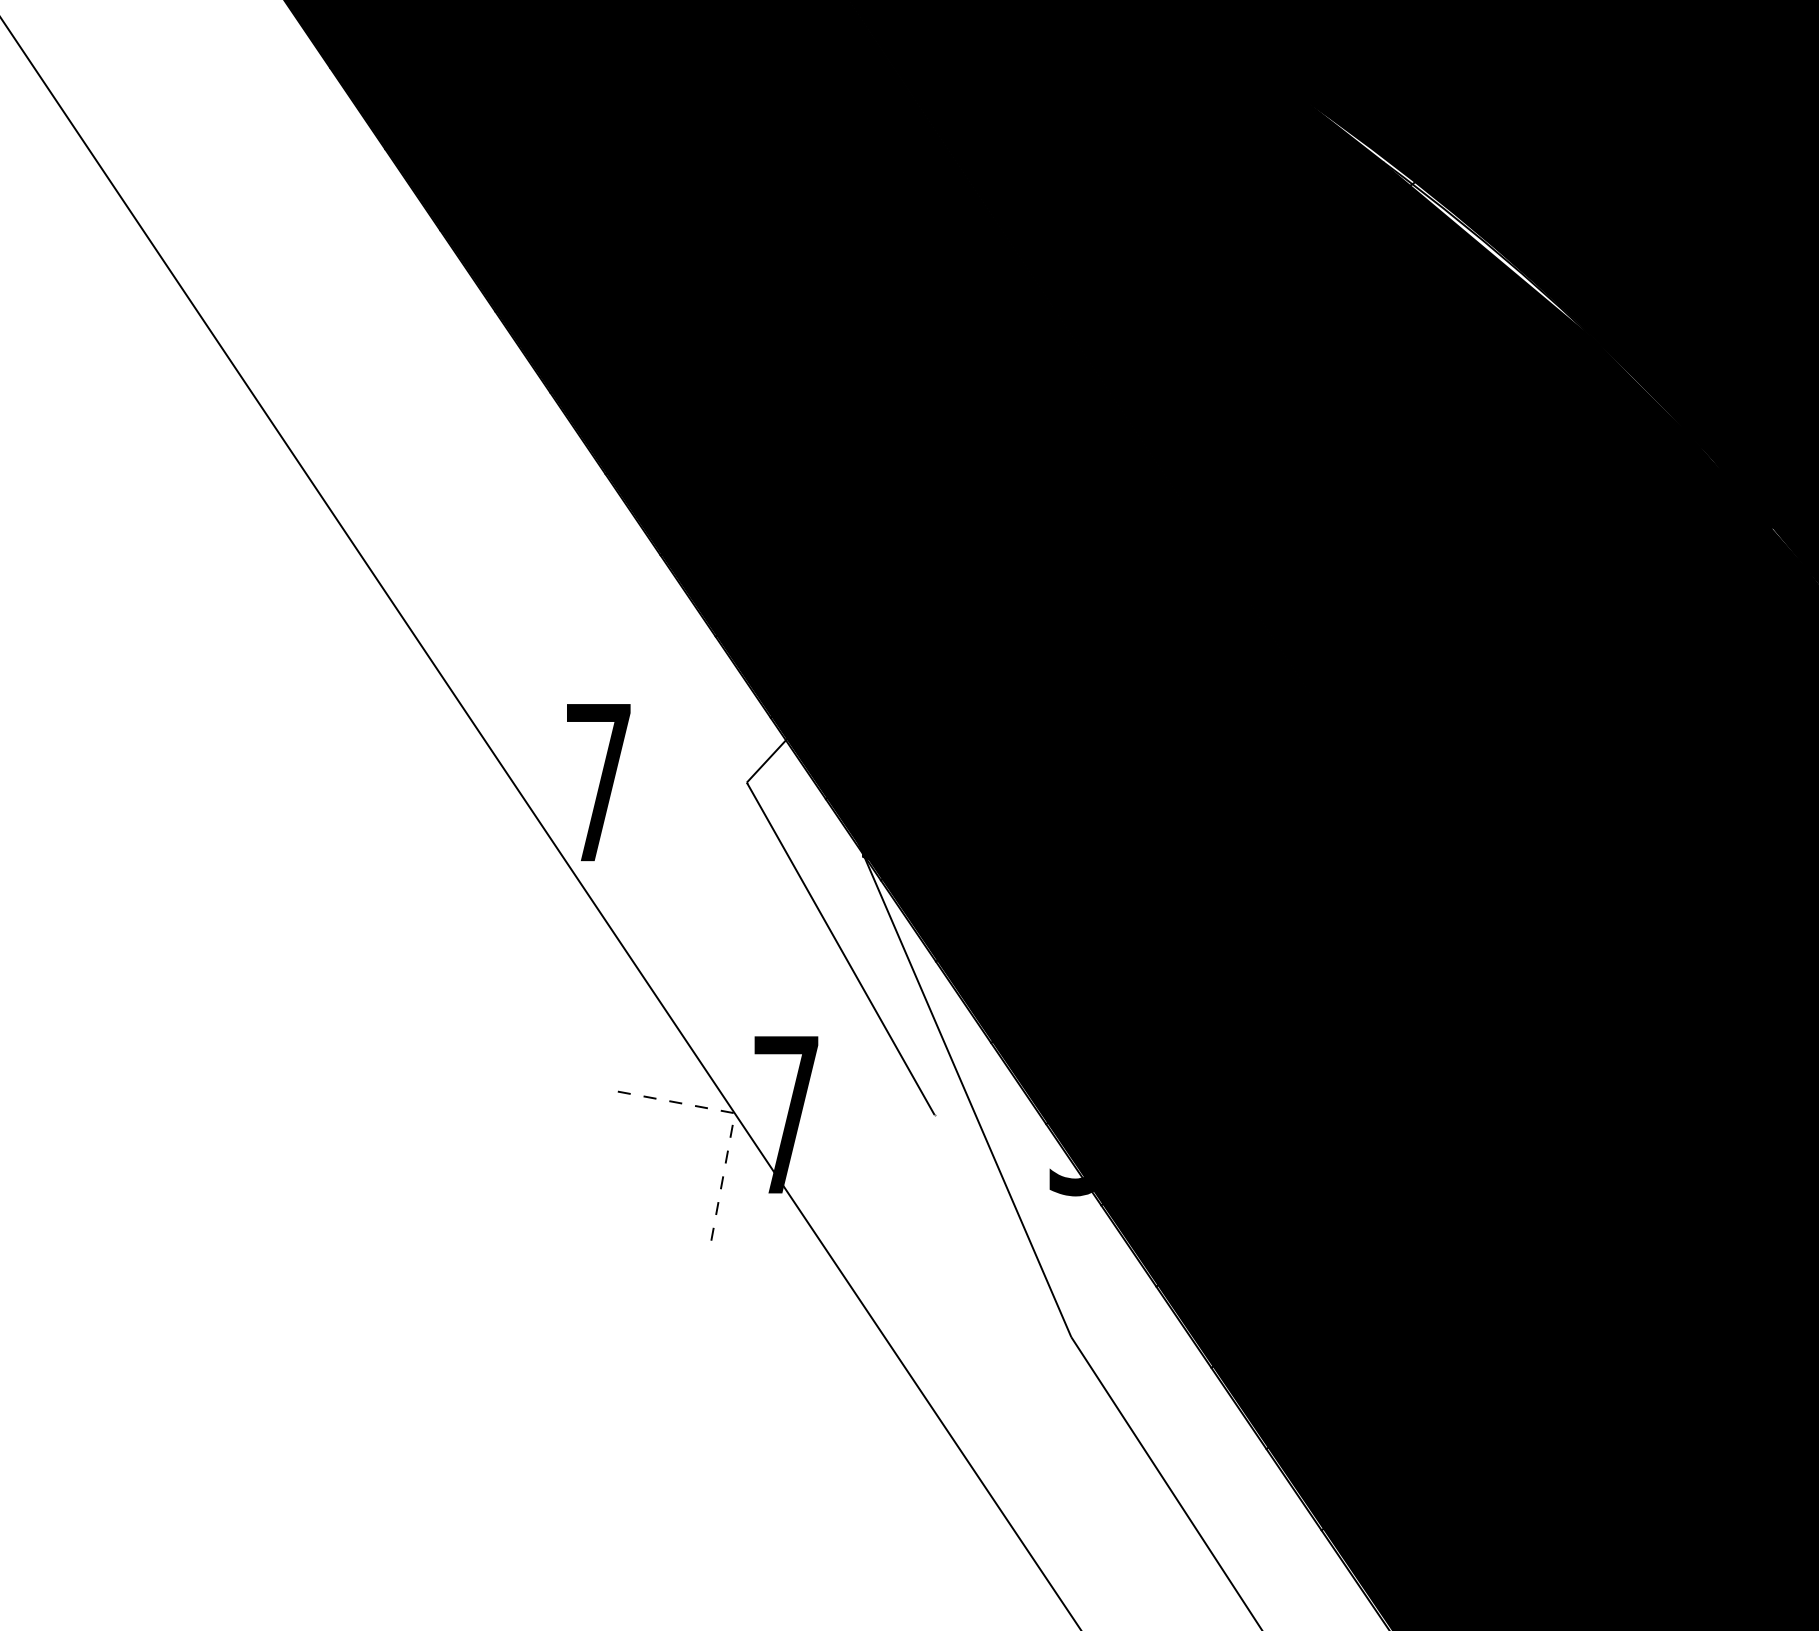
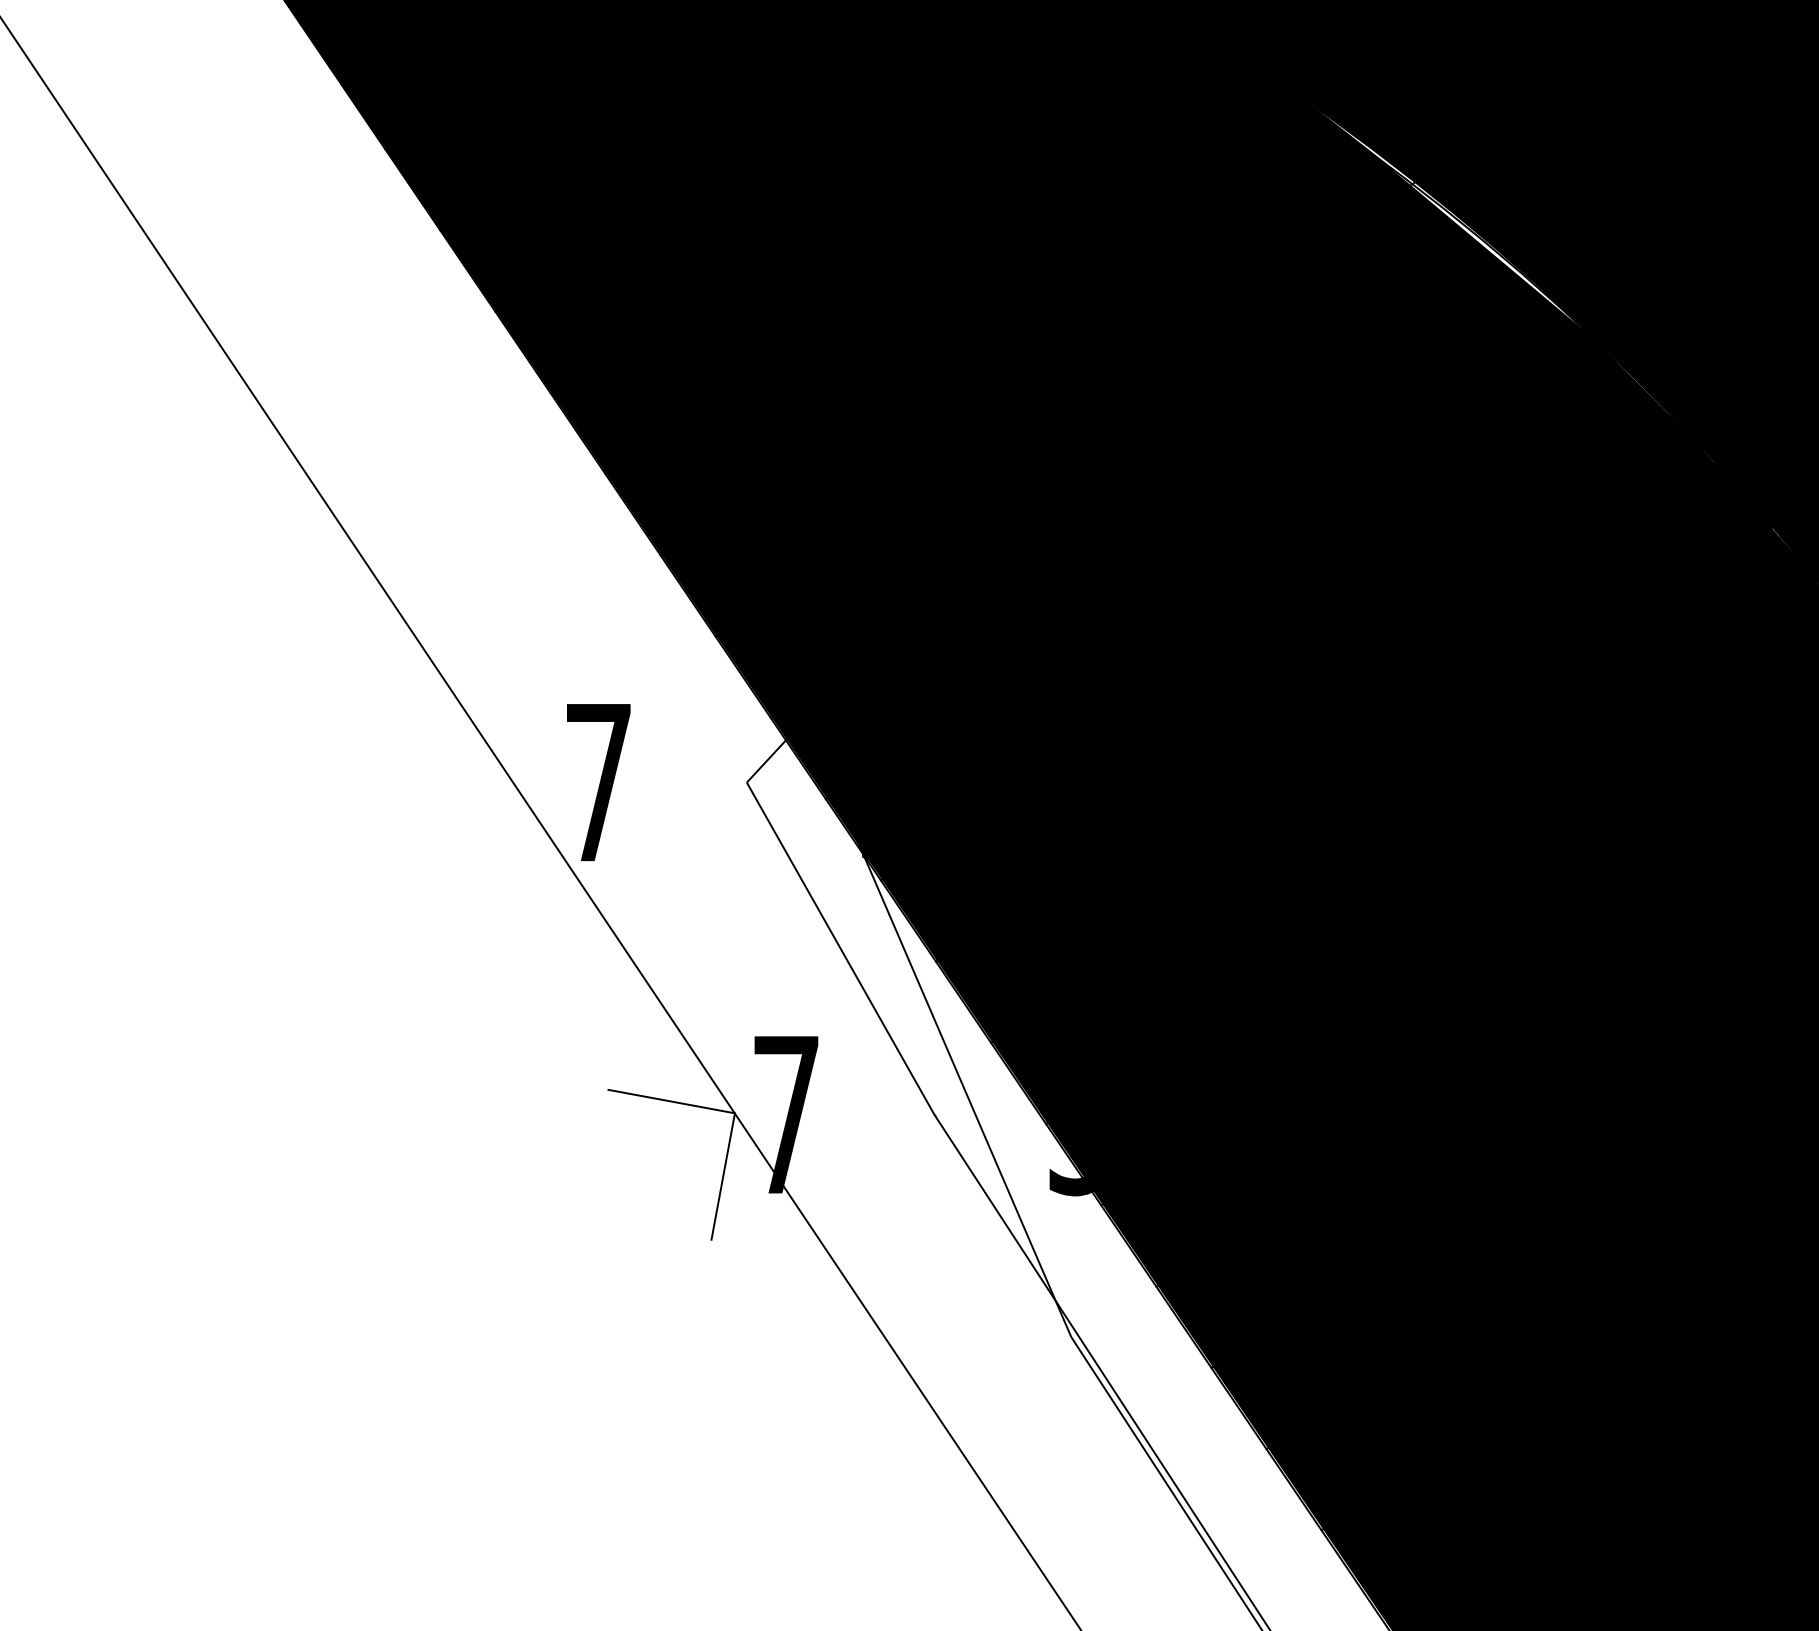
line: dashed -> solid (734, 1113)
line: none -> present (1101, 1370)
